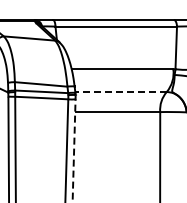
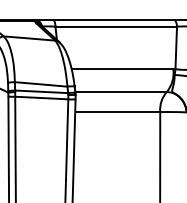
line: dashed -> solid (120, 91)
line: dashed -> solid (74, 150)
